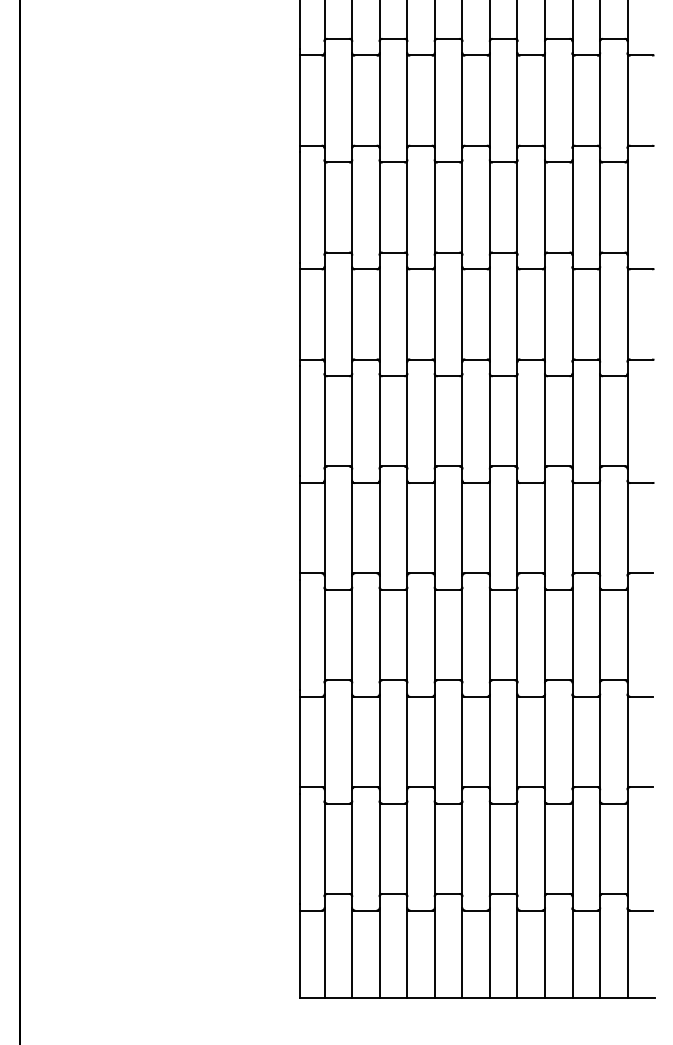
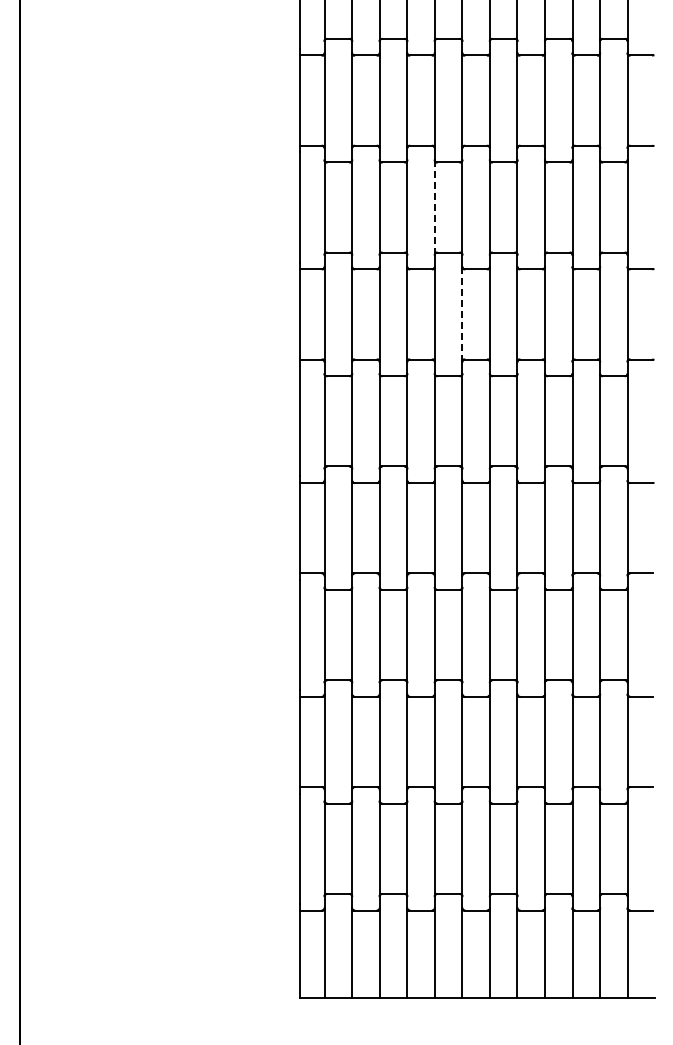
line: solid -> dashed (434, 207)
line: solid -> dashed (462, 313)
